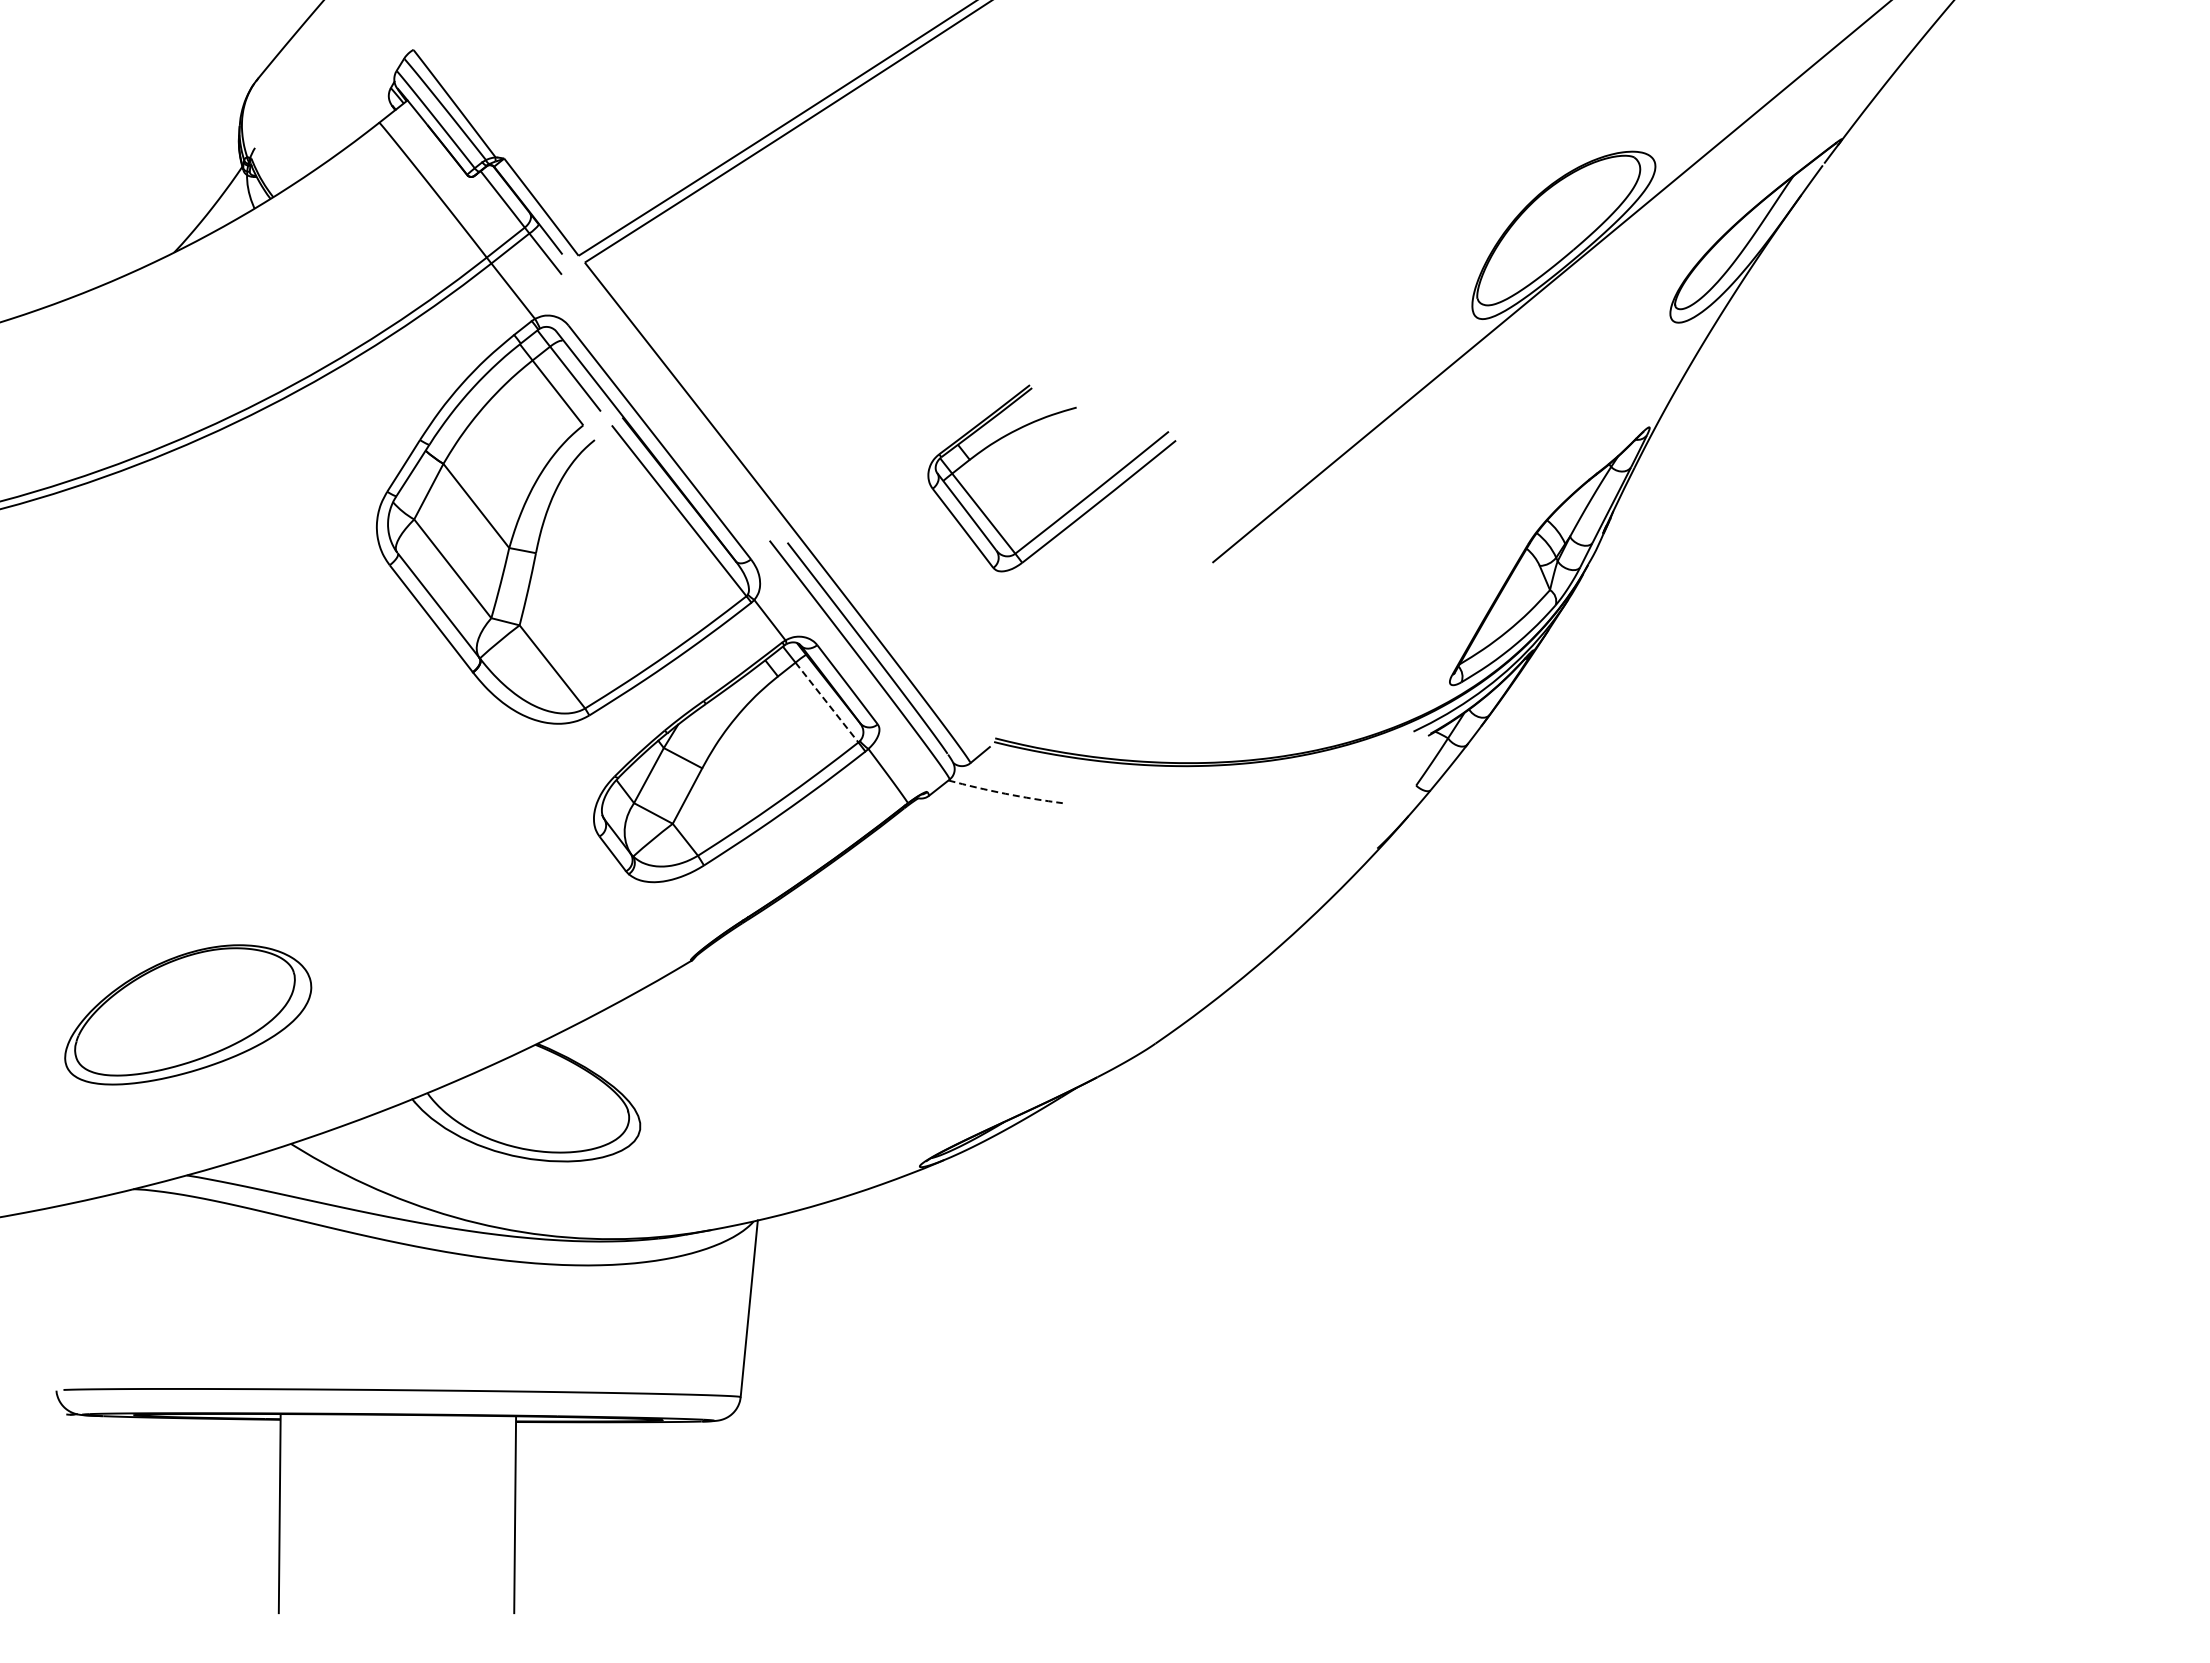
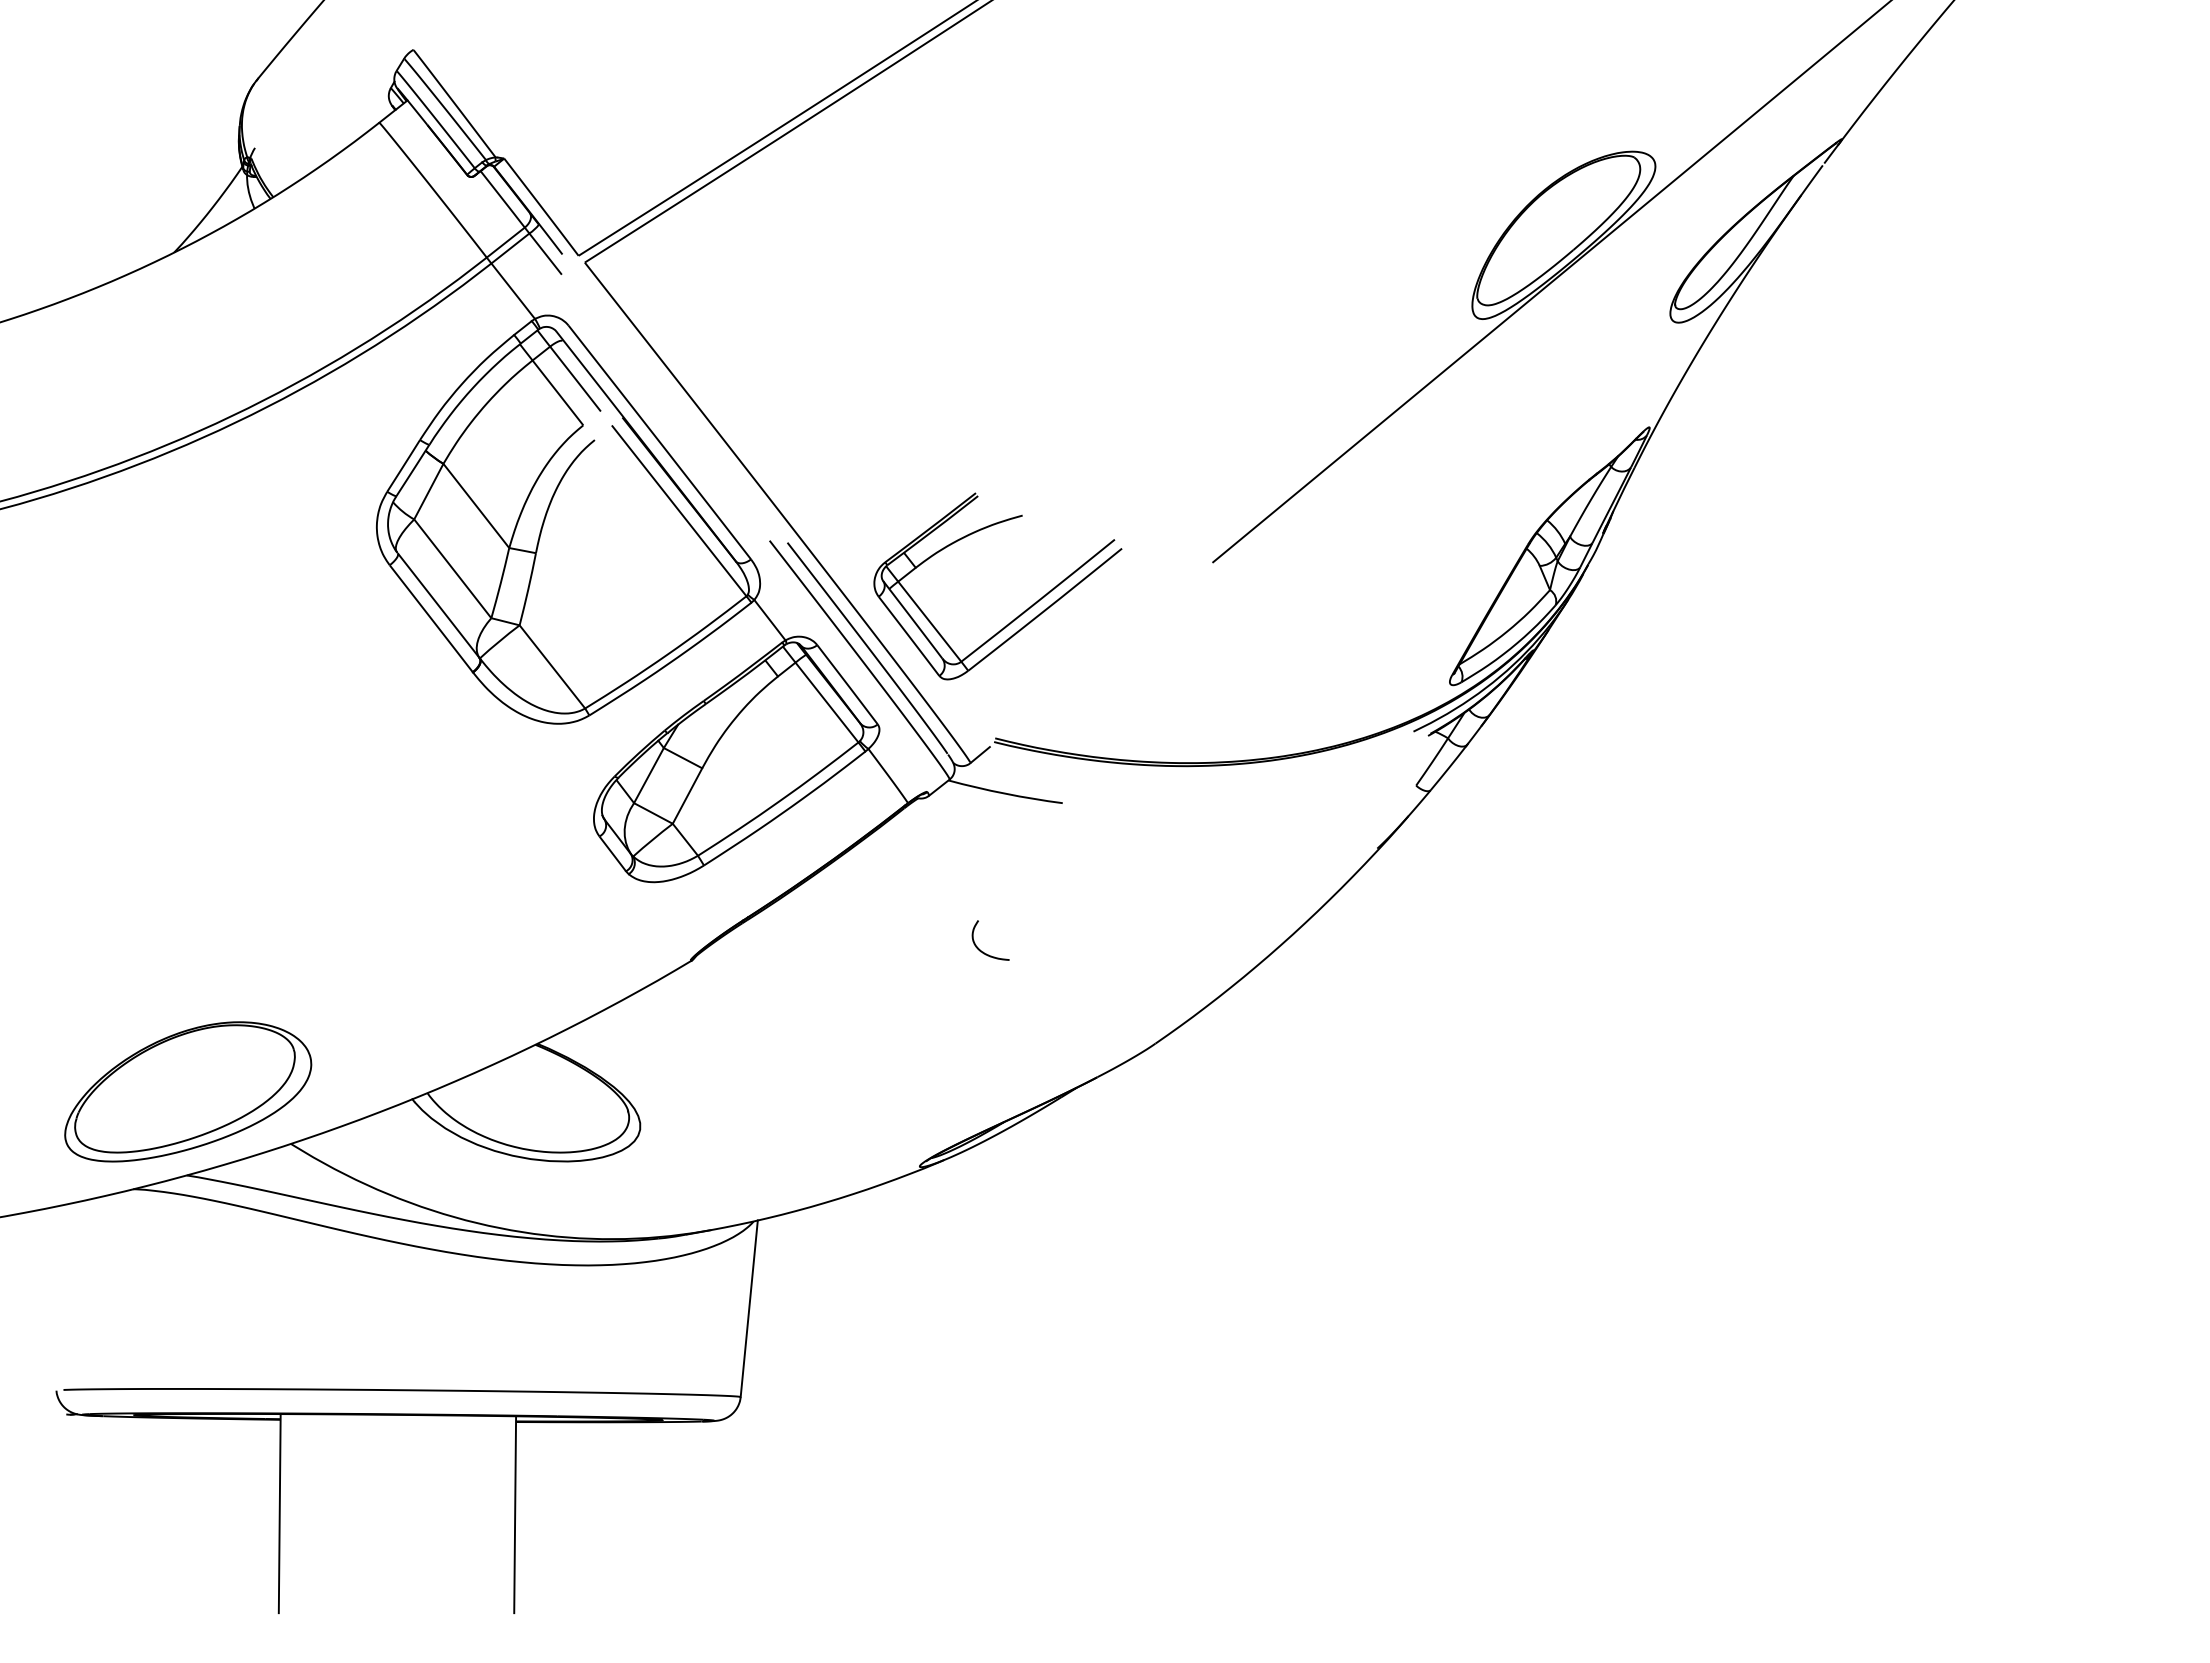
part position: (1073, 506) -> (1019, 614) (1019, 614)
line: dashed -> solid (827, 702)
arc: dashed -> solid (1005, 793)
curve: none -> present (983, 951)
part position: (188, 1014) -> (188, 1091) (188, 1091)
